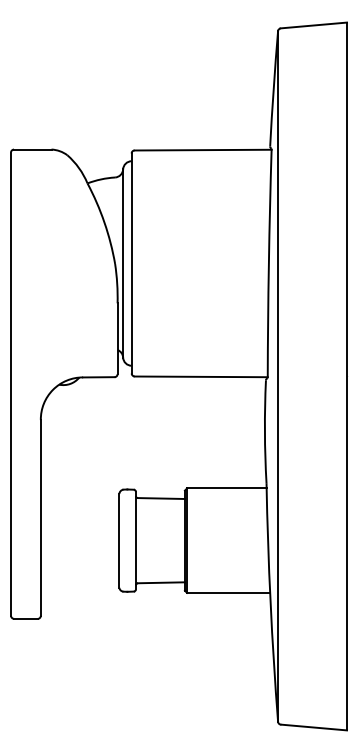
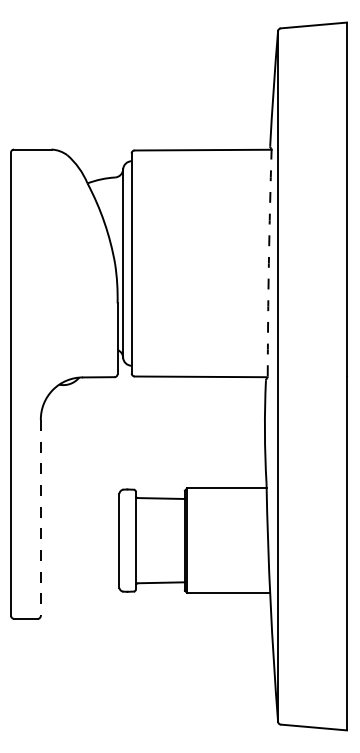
arc: solid -> dashed (268, 263)
line: solid -> dashed (40, 518)
